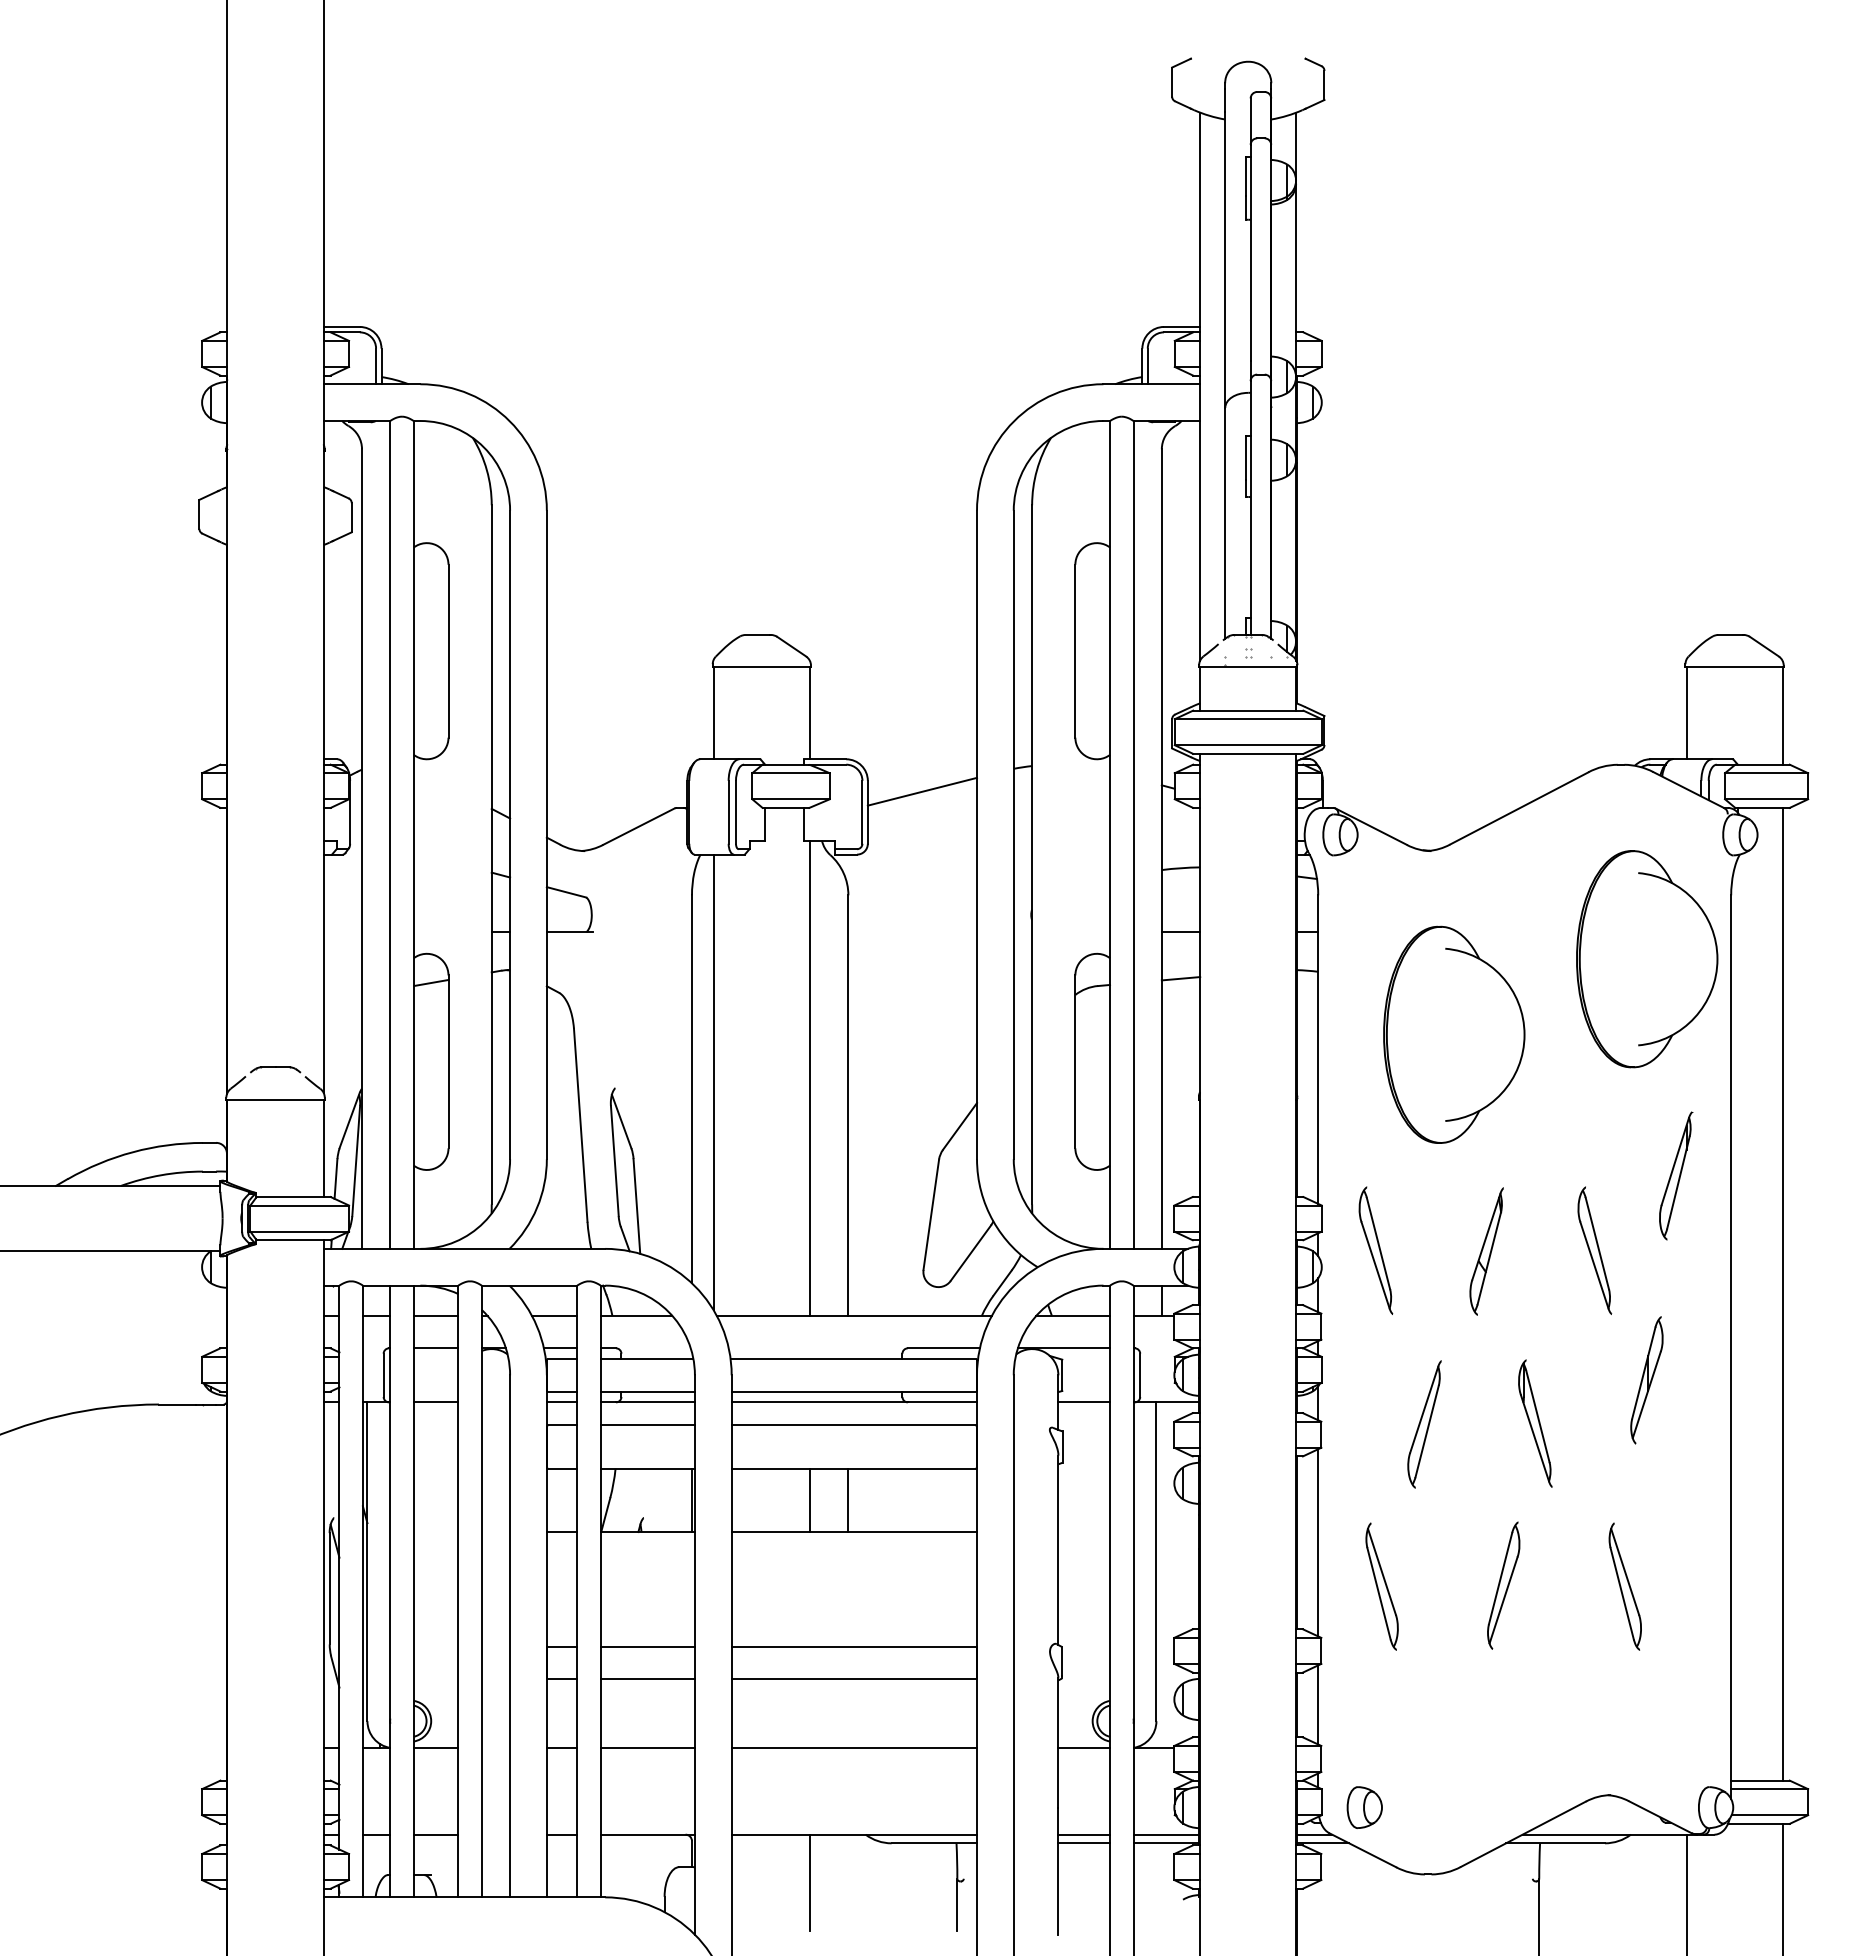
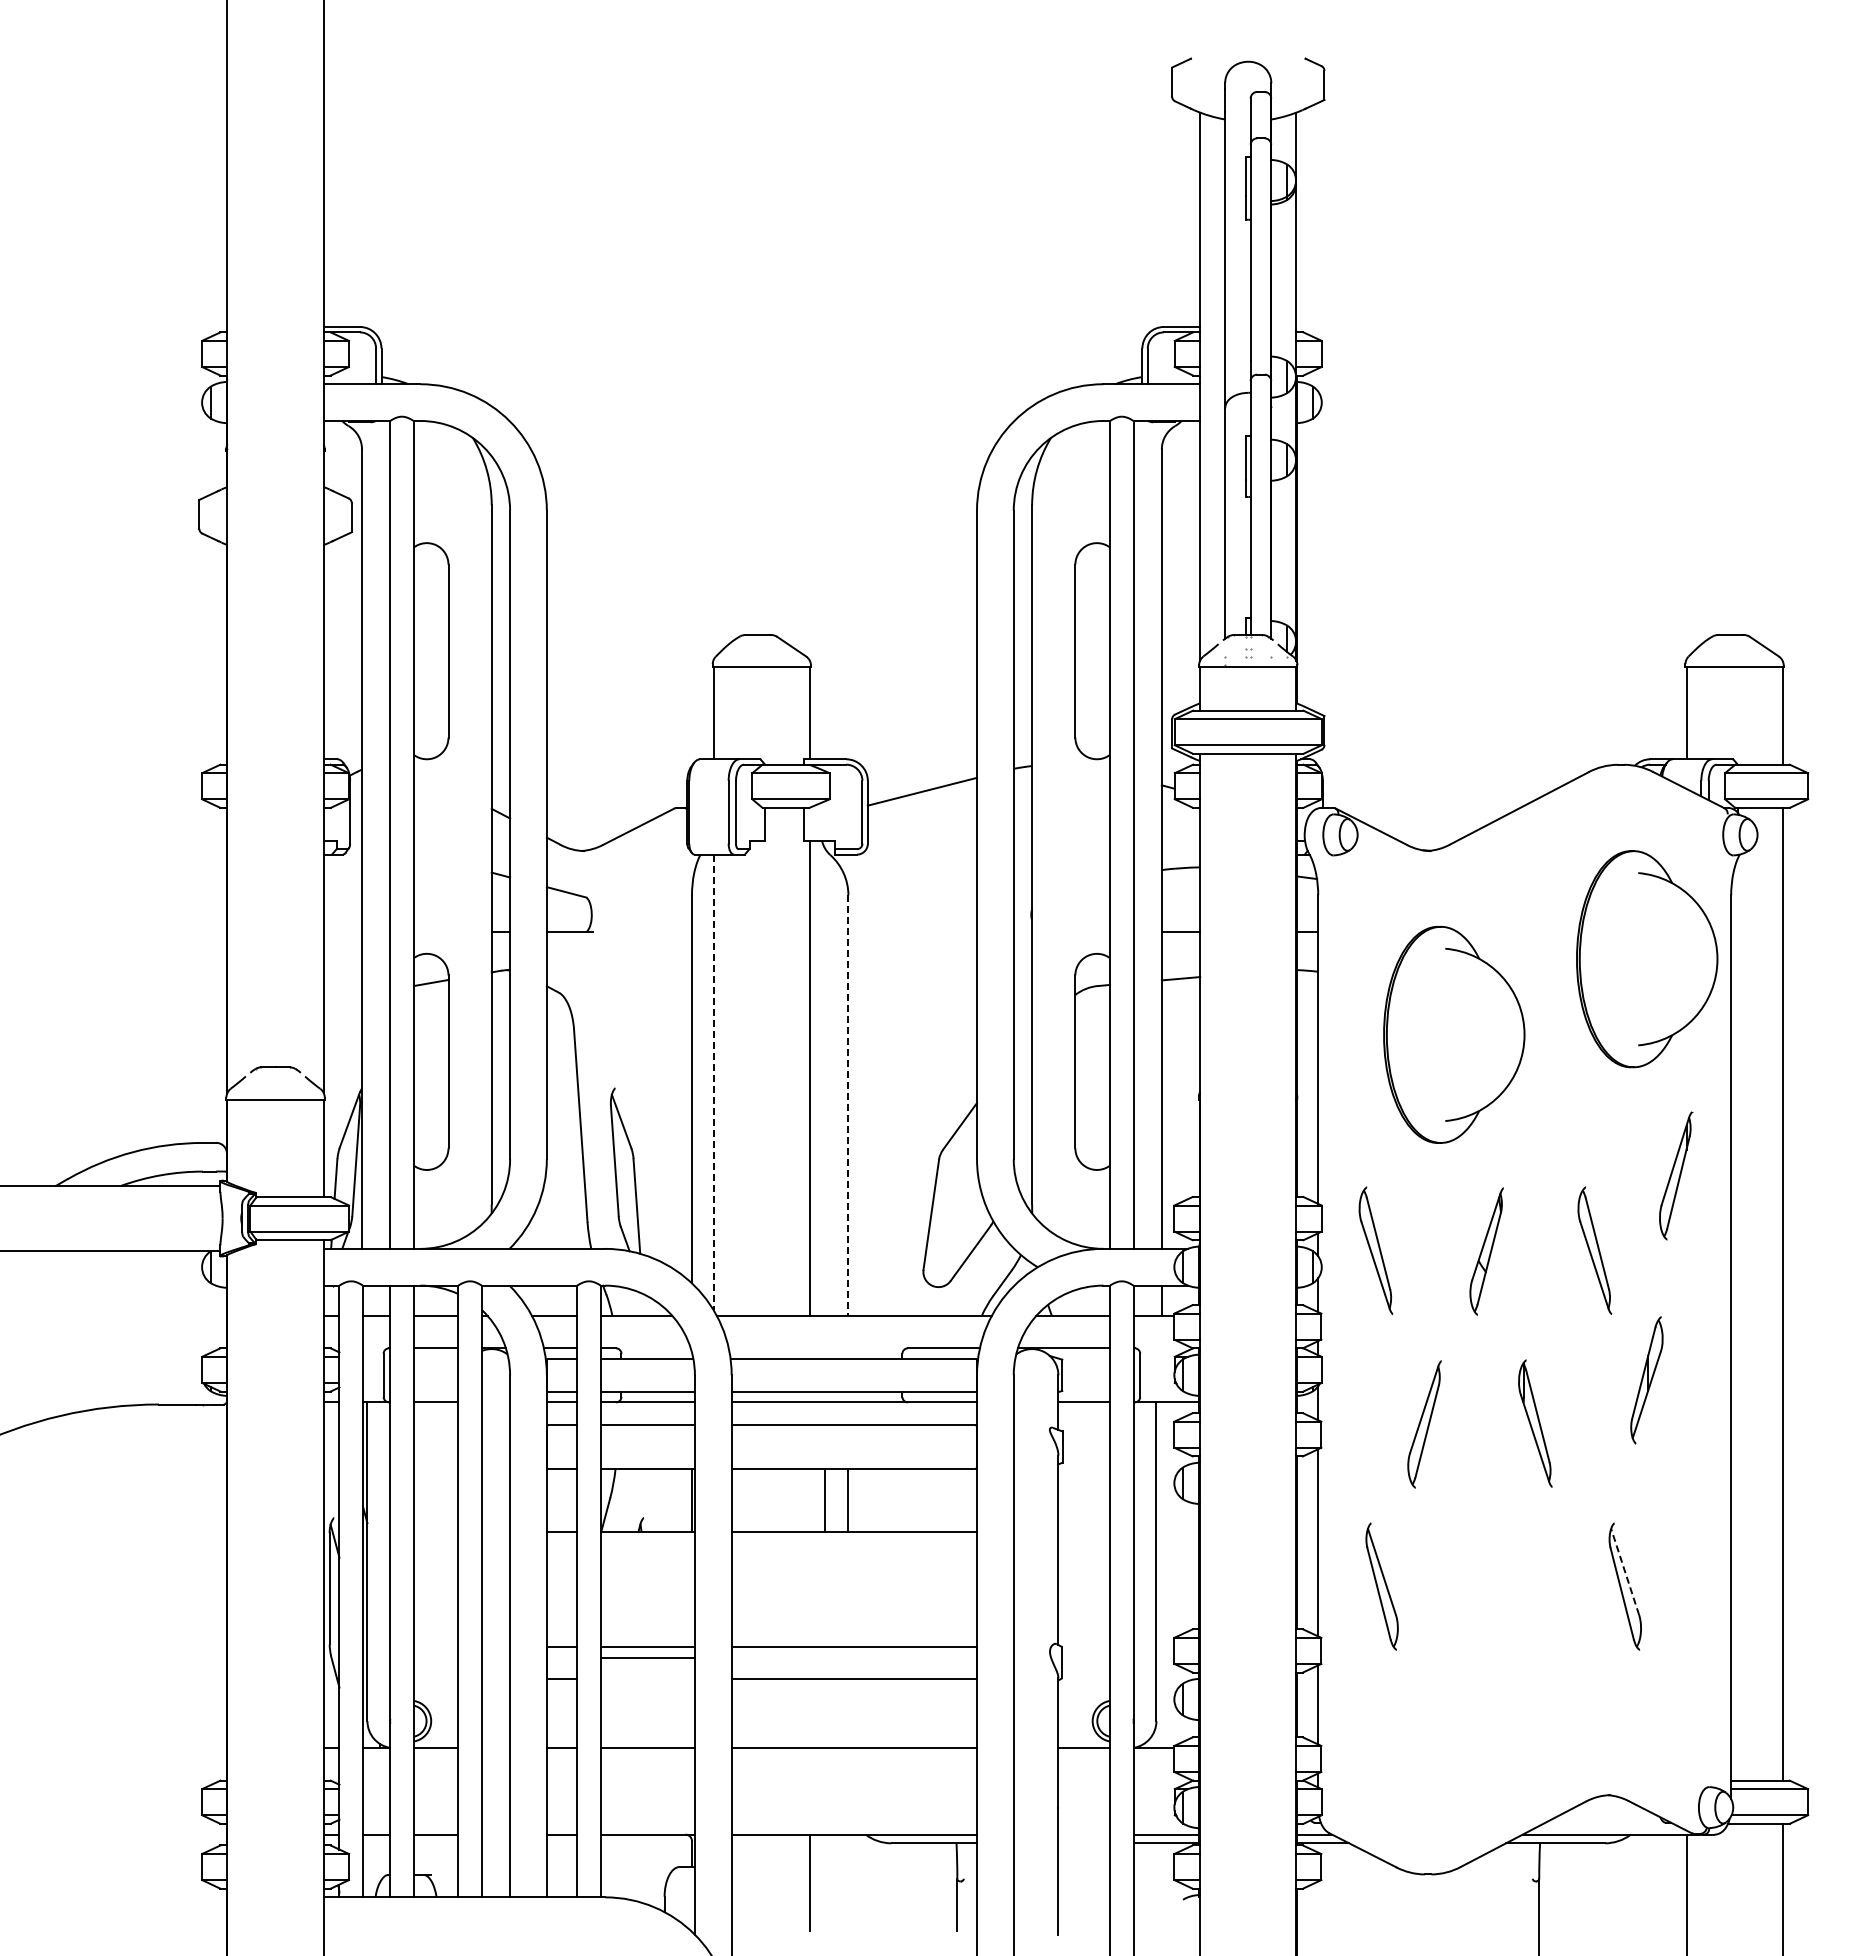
line: solid -> dashed (713, 1082)
line: solid -> dashed (848, 1106)
line position: (810, 1500) -> (825, 1500) (825, 1500)
line: solid -> dashed (1625, 1571)
part: present -> none (1503, 1585)
line position: (647, 1678) -> (647, 1657) (647, 1657)
part: present -> none (1364, 1807)
line: present -> none (1084, 1834)
line: present -> none (1084, 1843)
